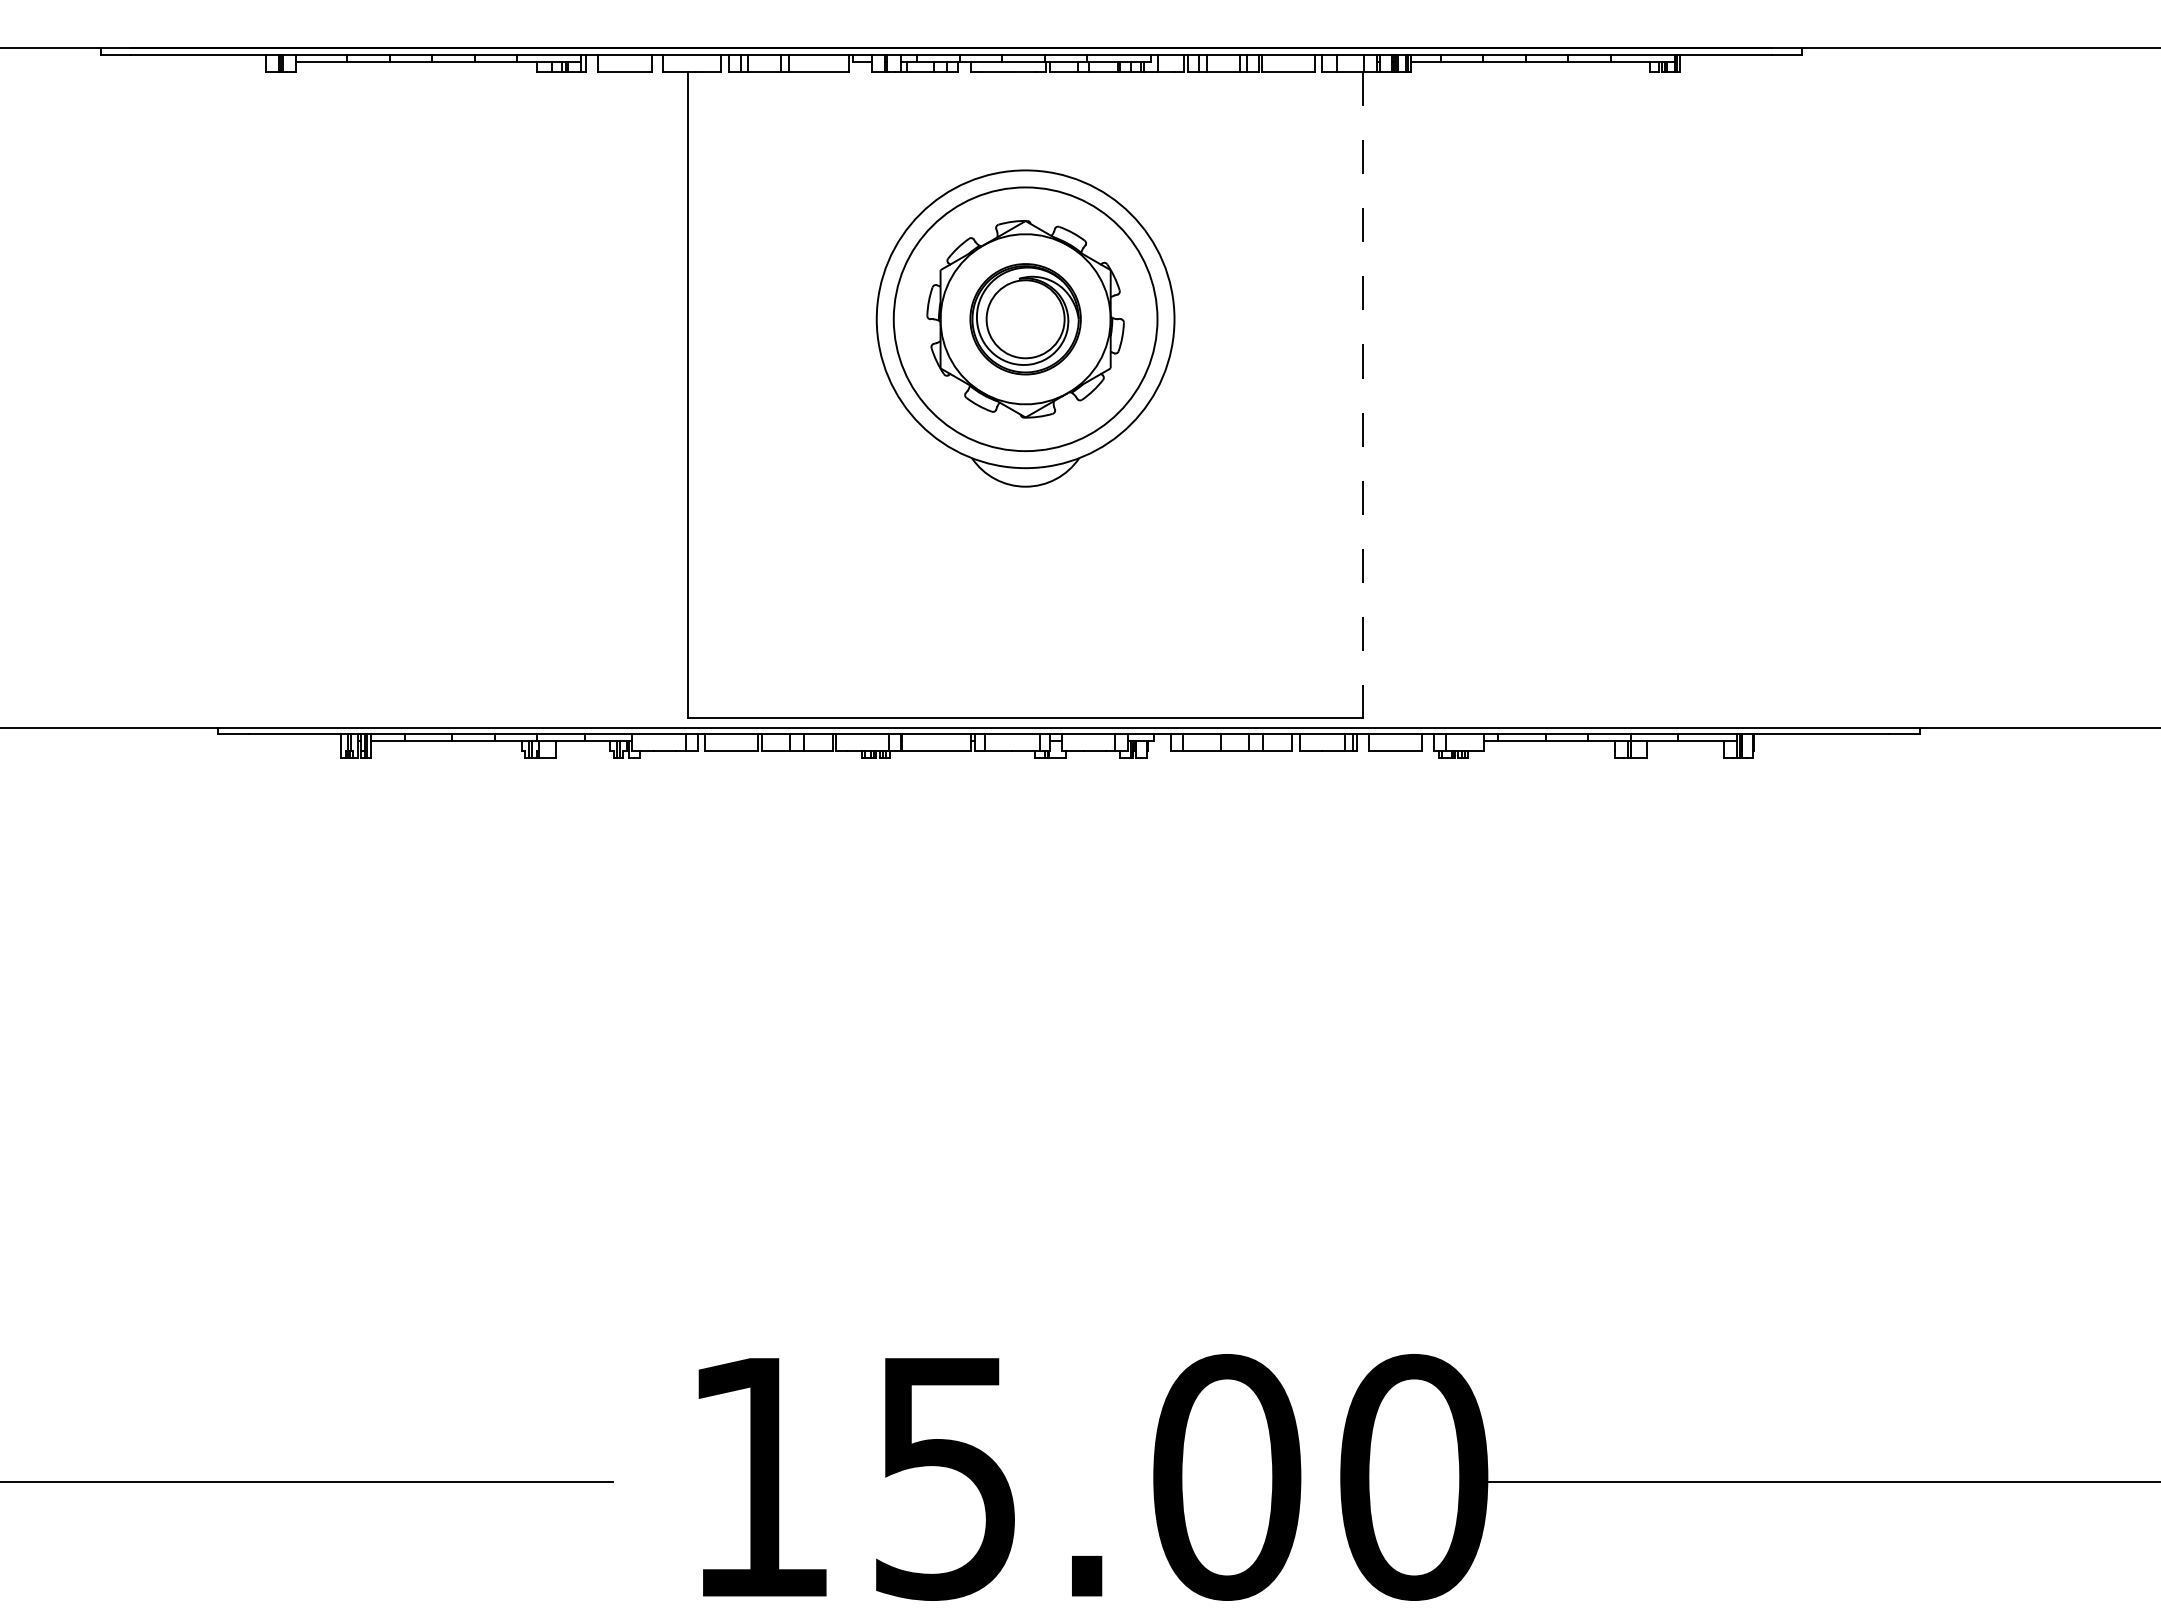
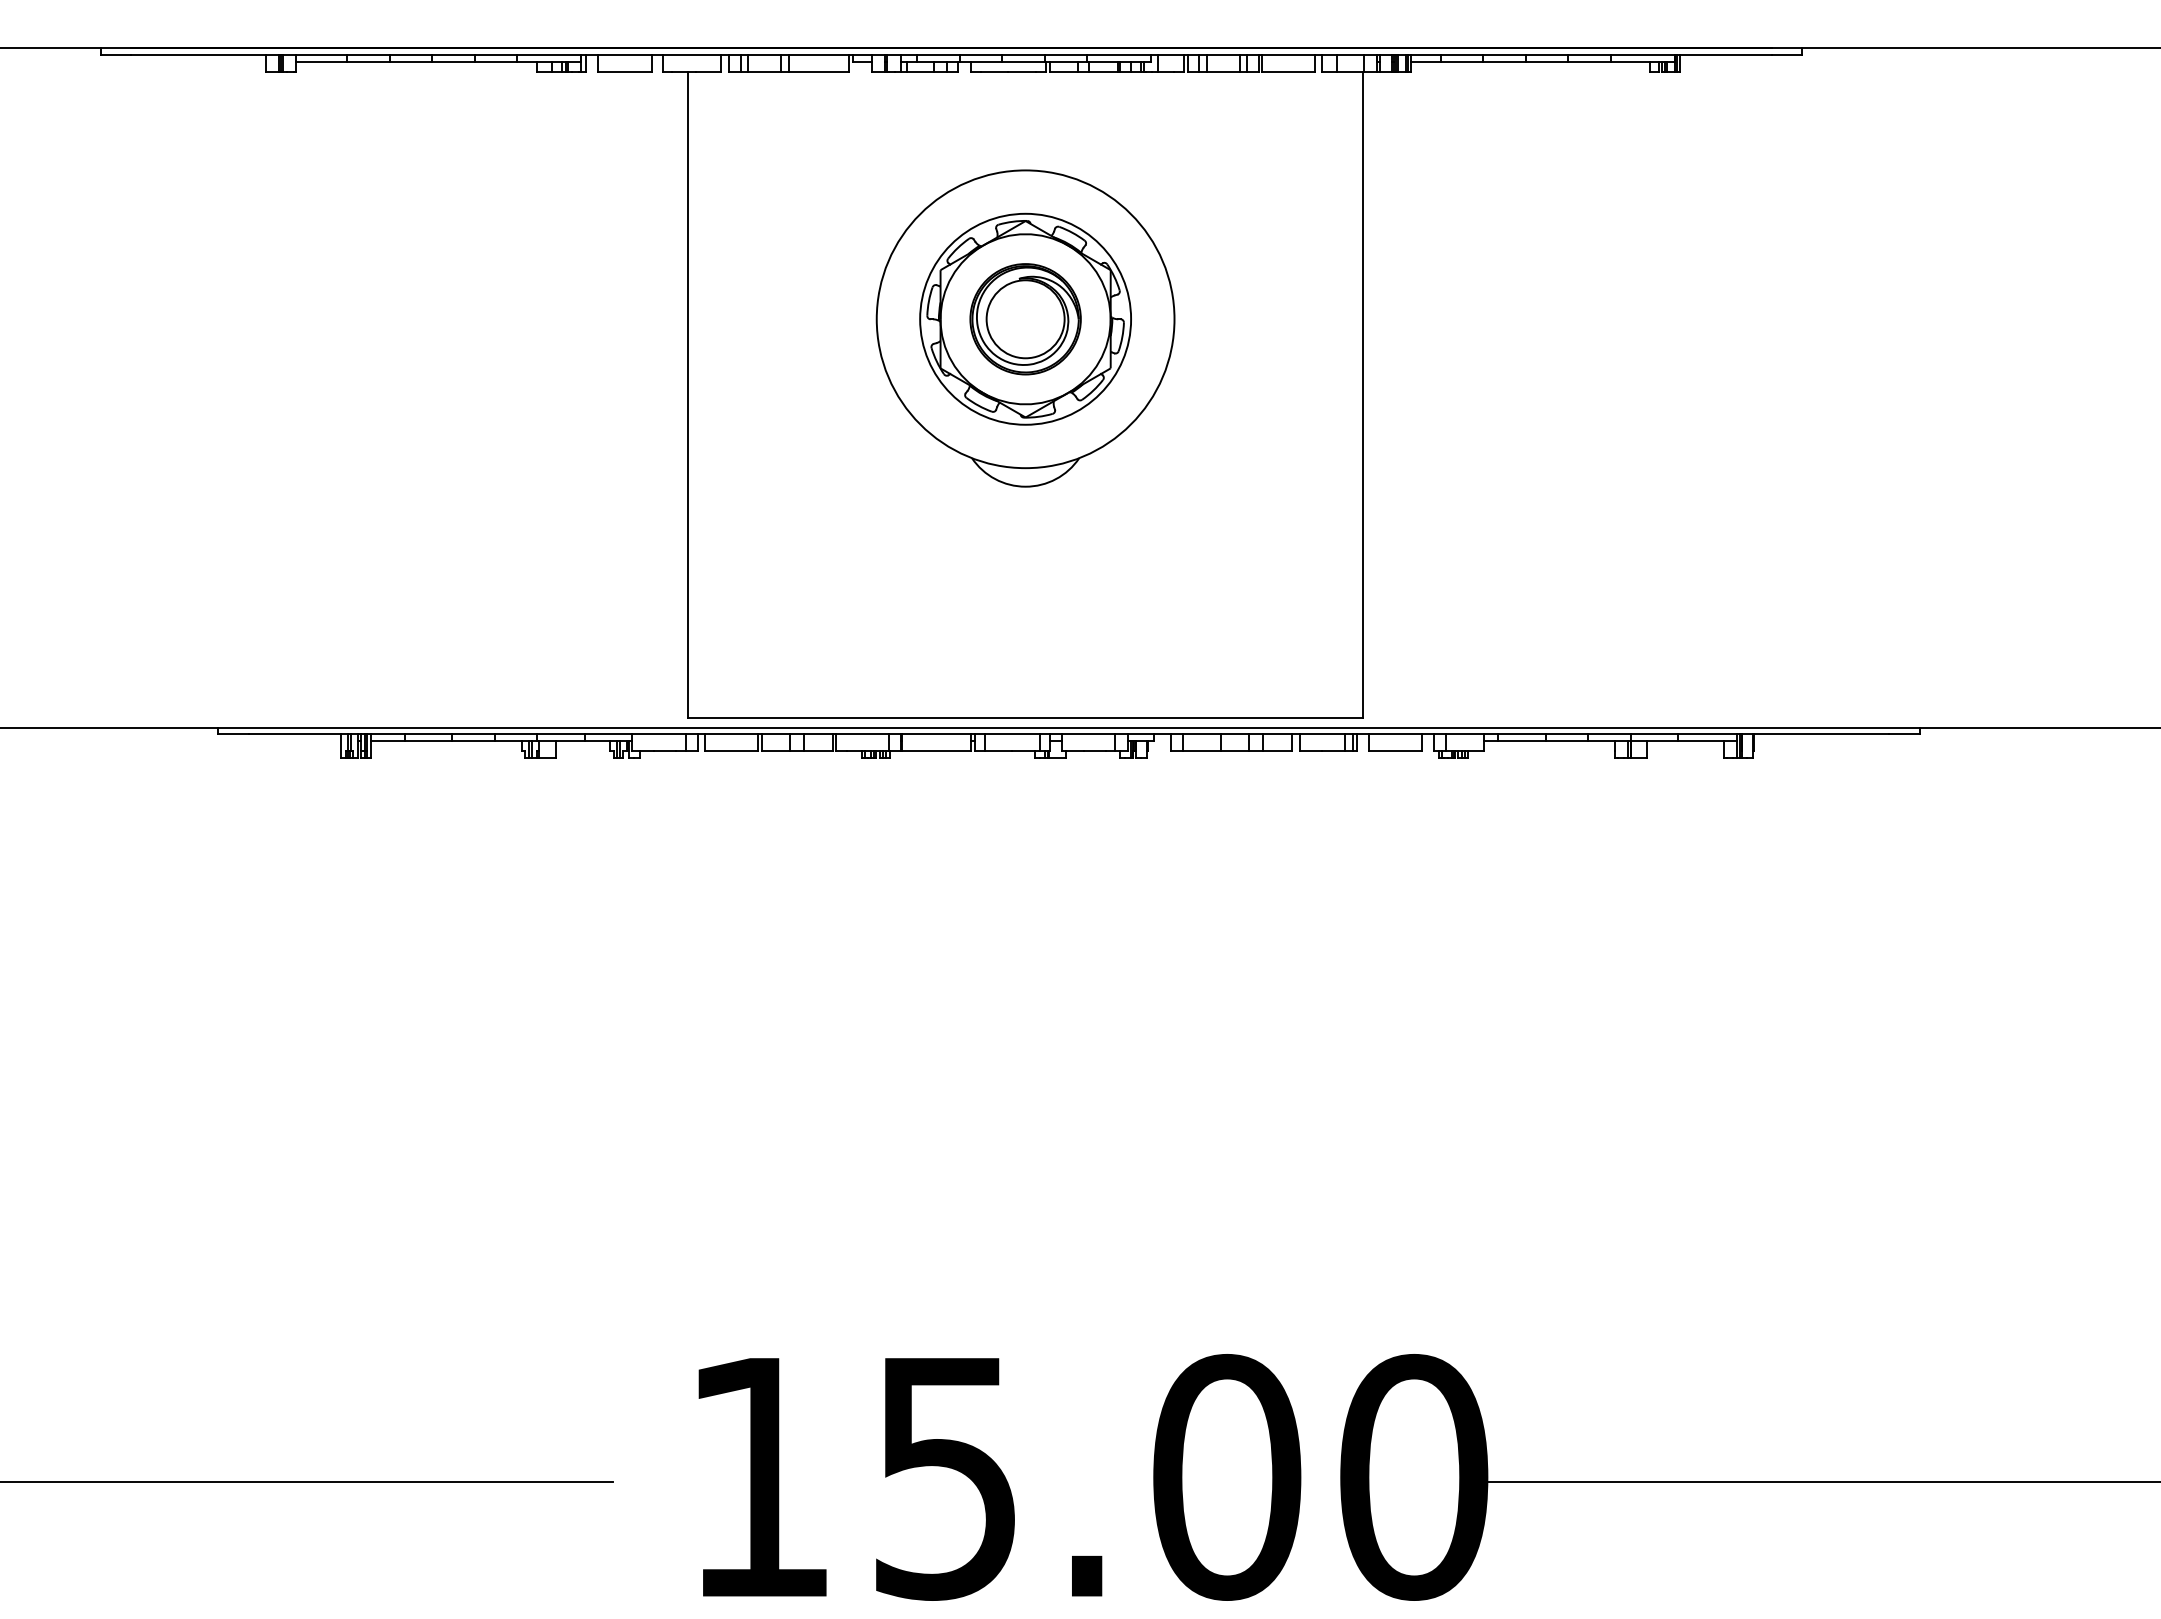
circle diameter: 264 px -> 211 px (1025, 318)
line: dashed -> solid (1363, 395)
